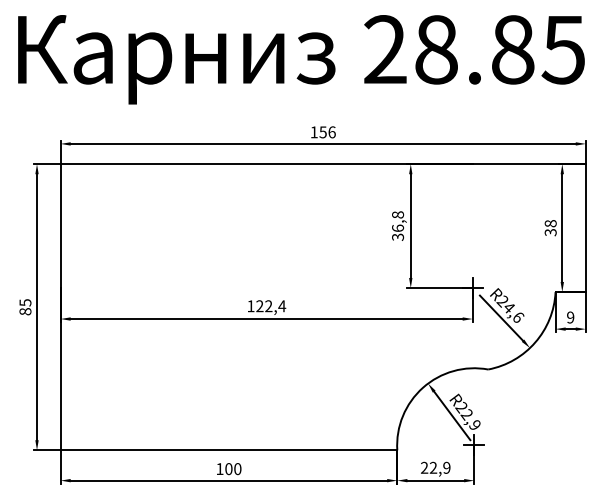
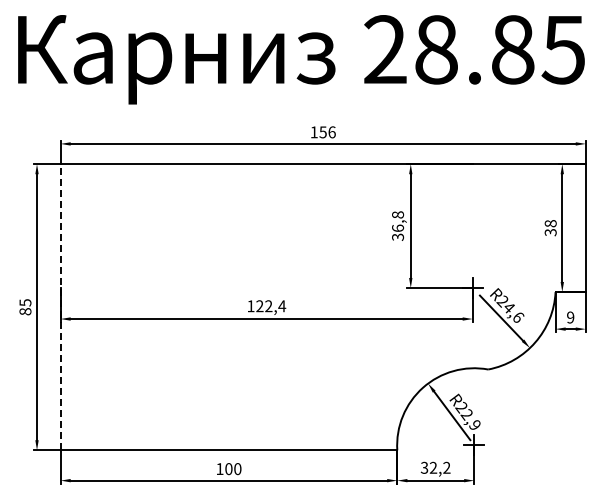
line: solid -> dashed (60, 306)
text: 22,9 -> 32,2 (435, 467)
